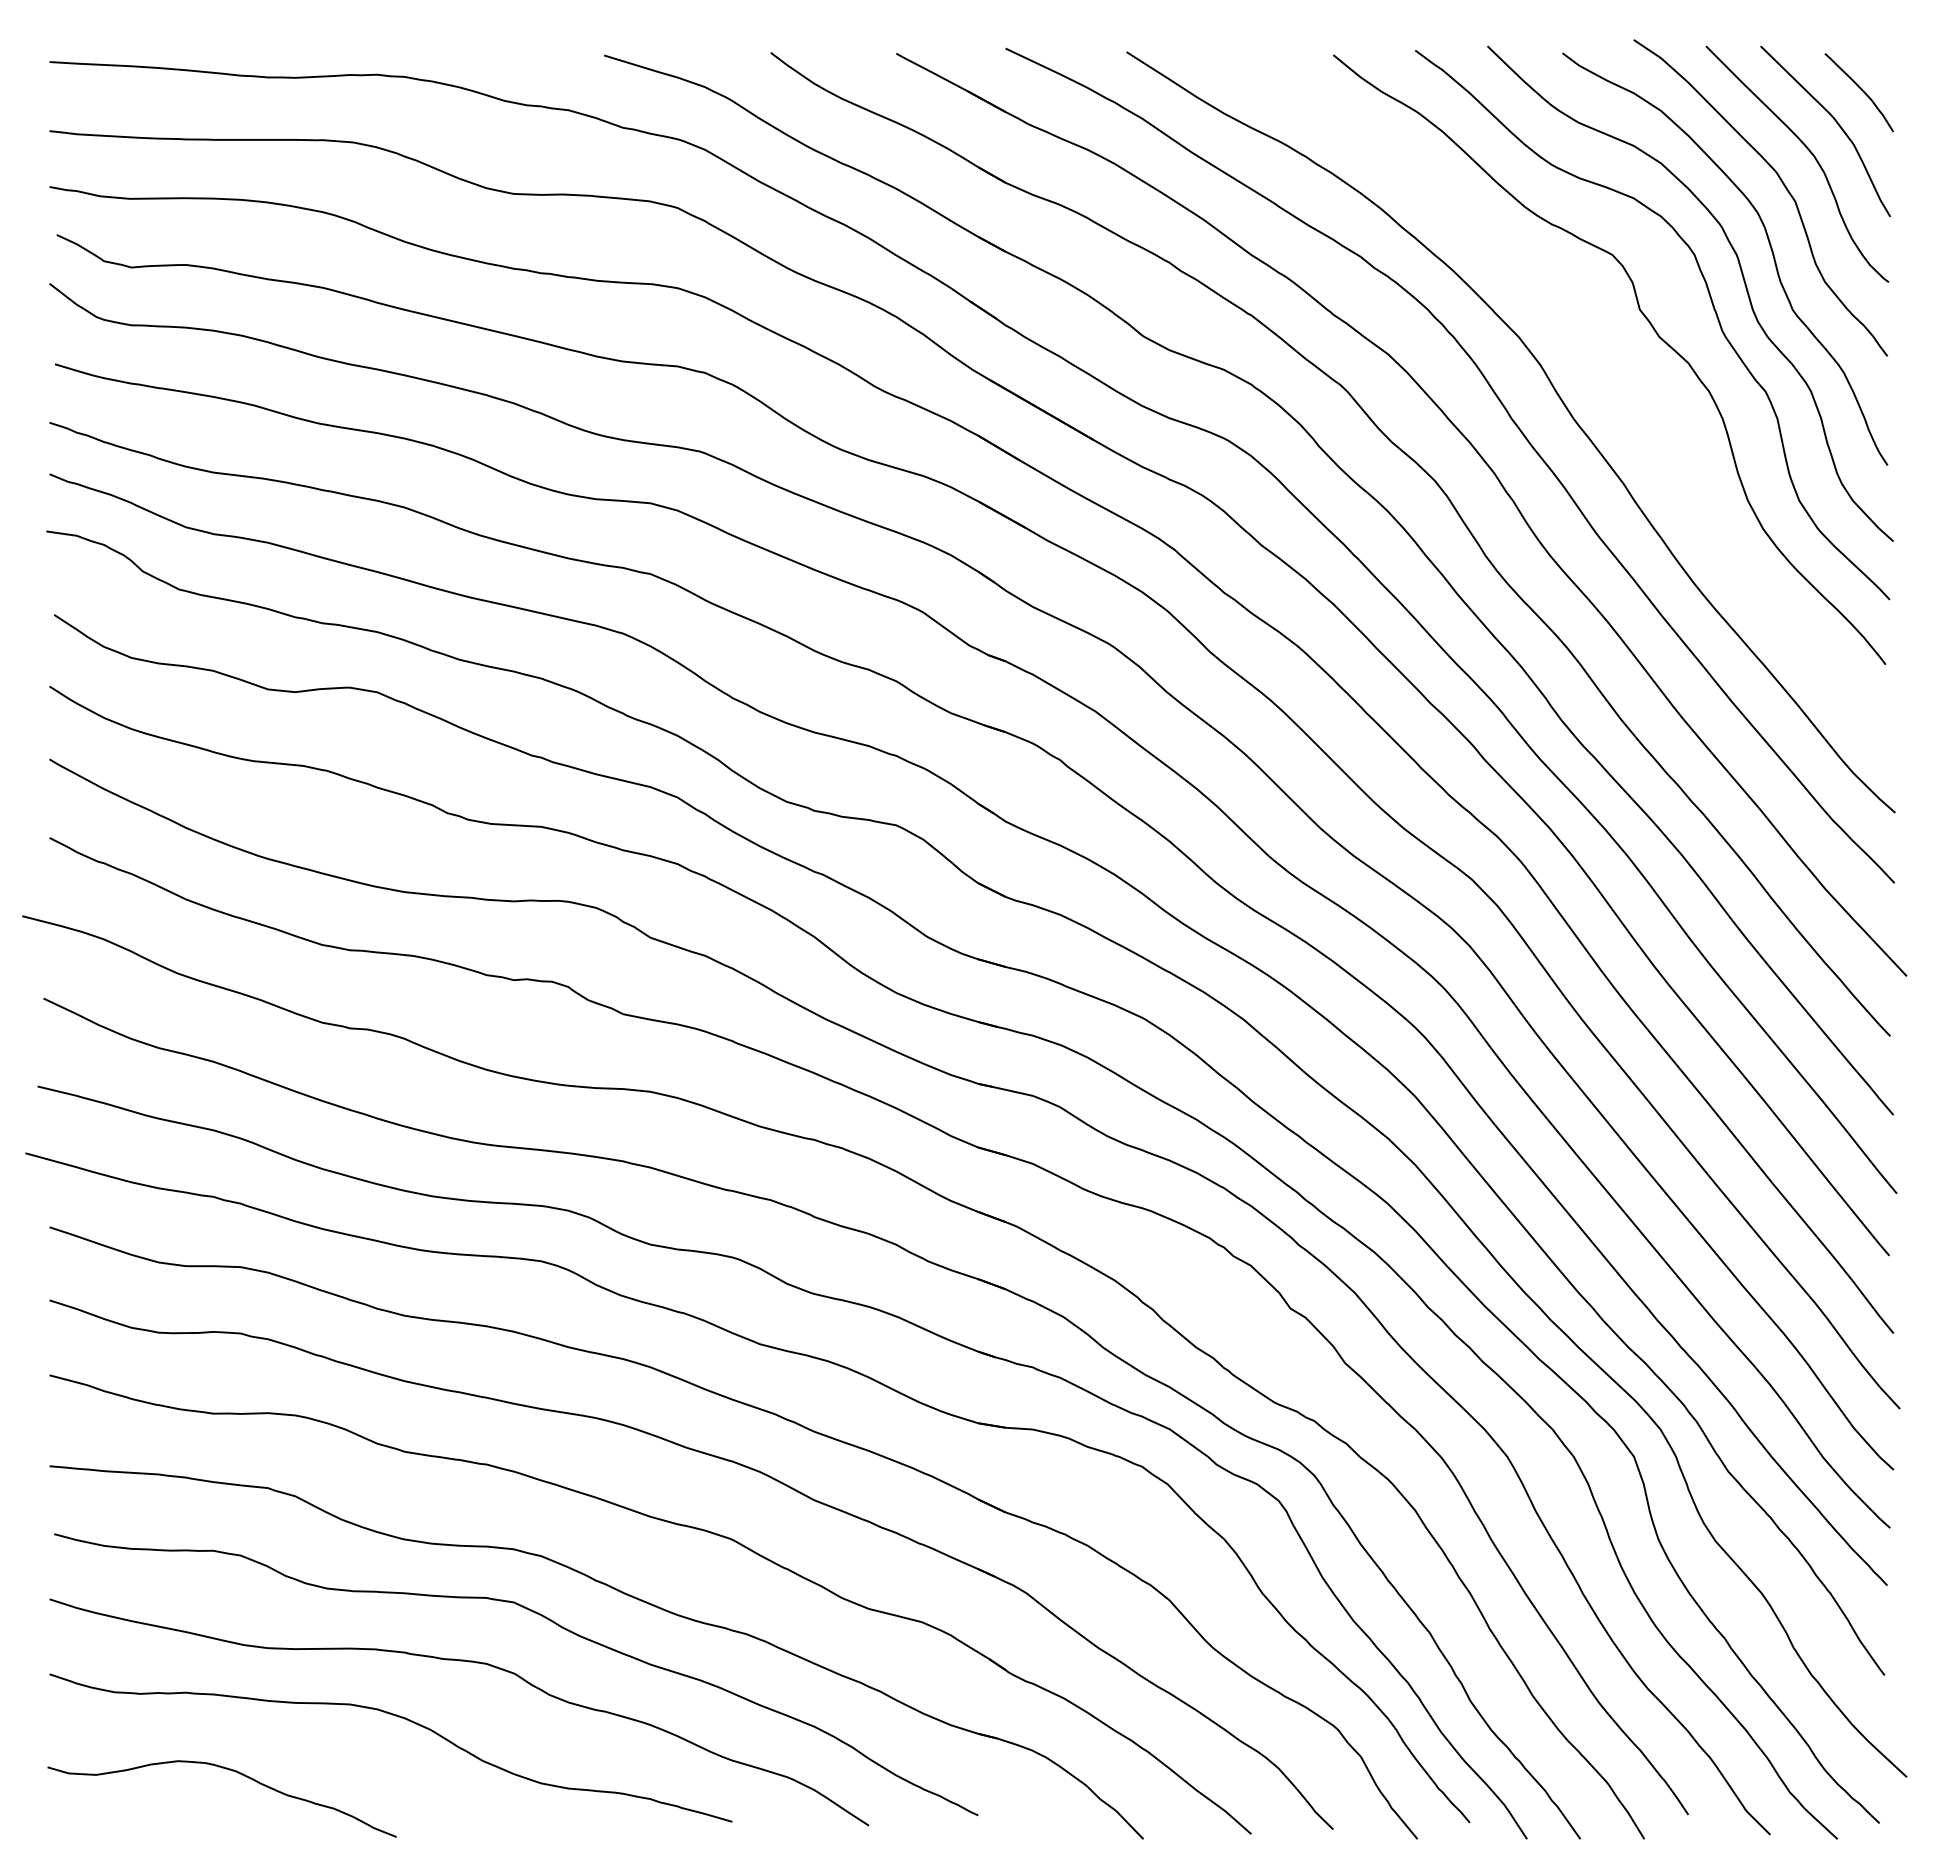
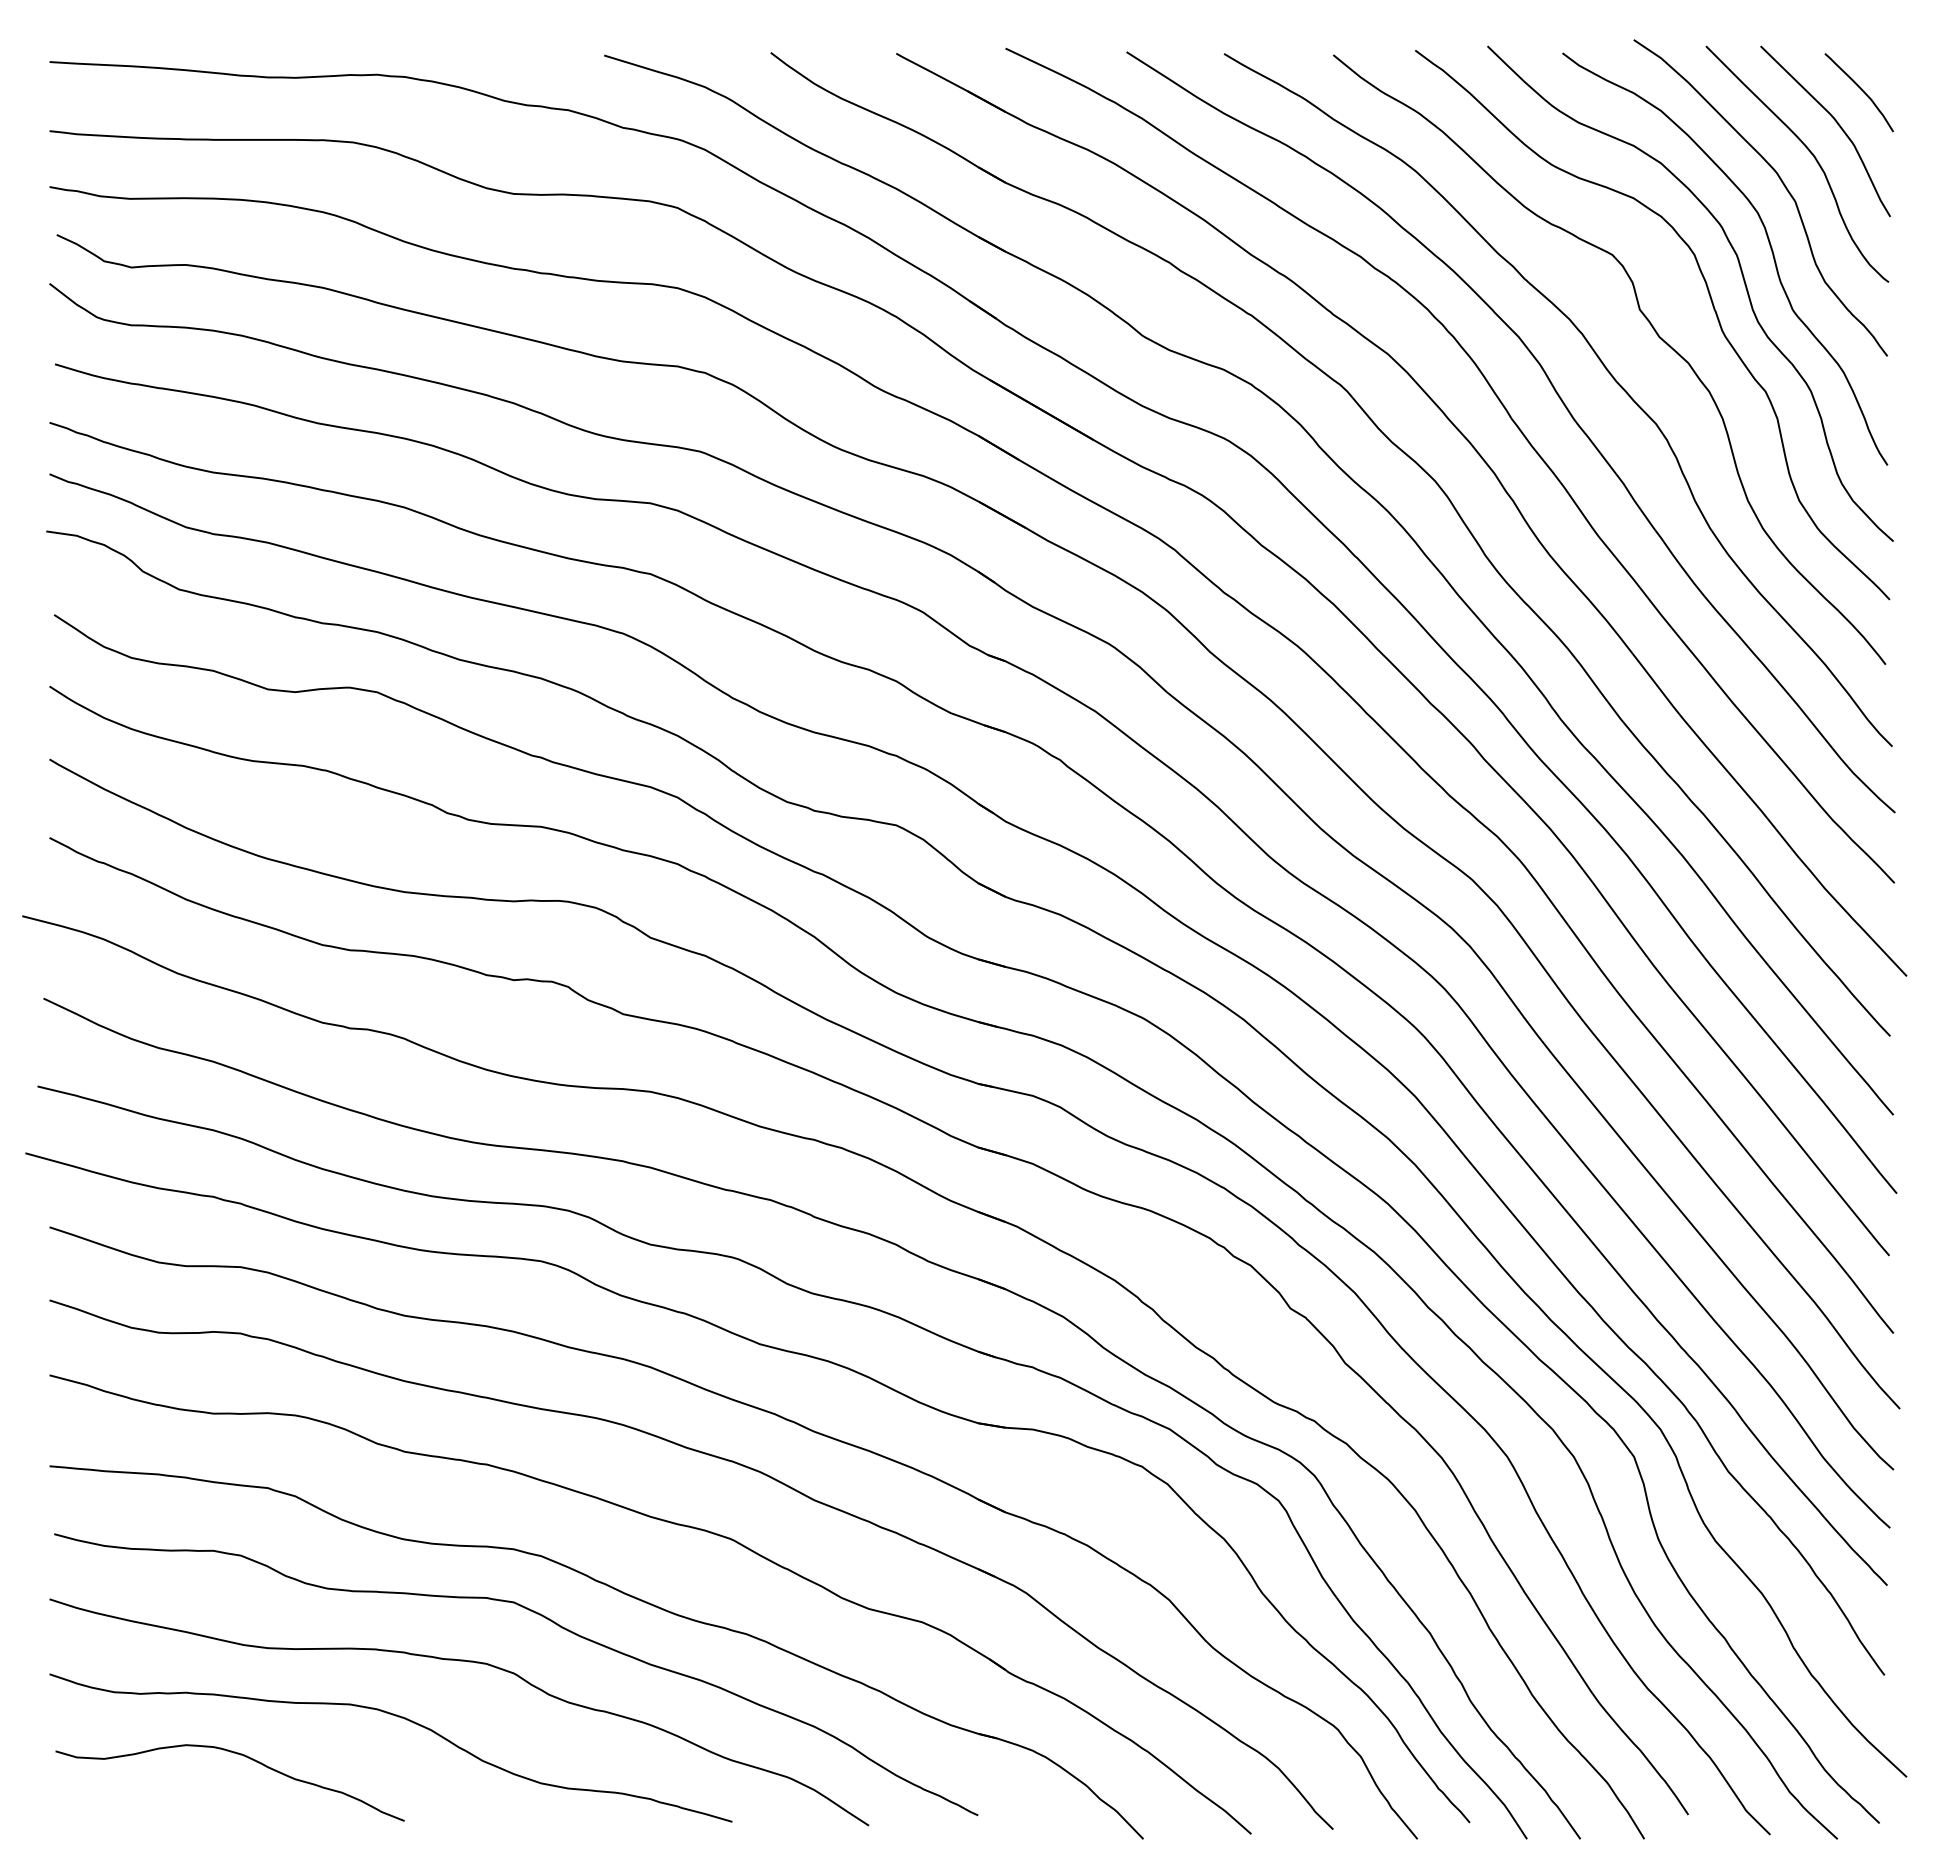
curve: none -> present (1605, 369)
curve position: (229, 1770) -> (237, 1754) (237, 1754)
